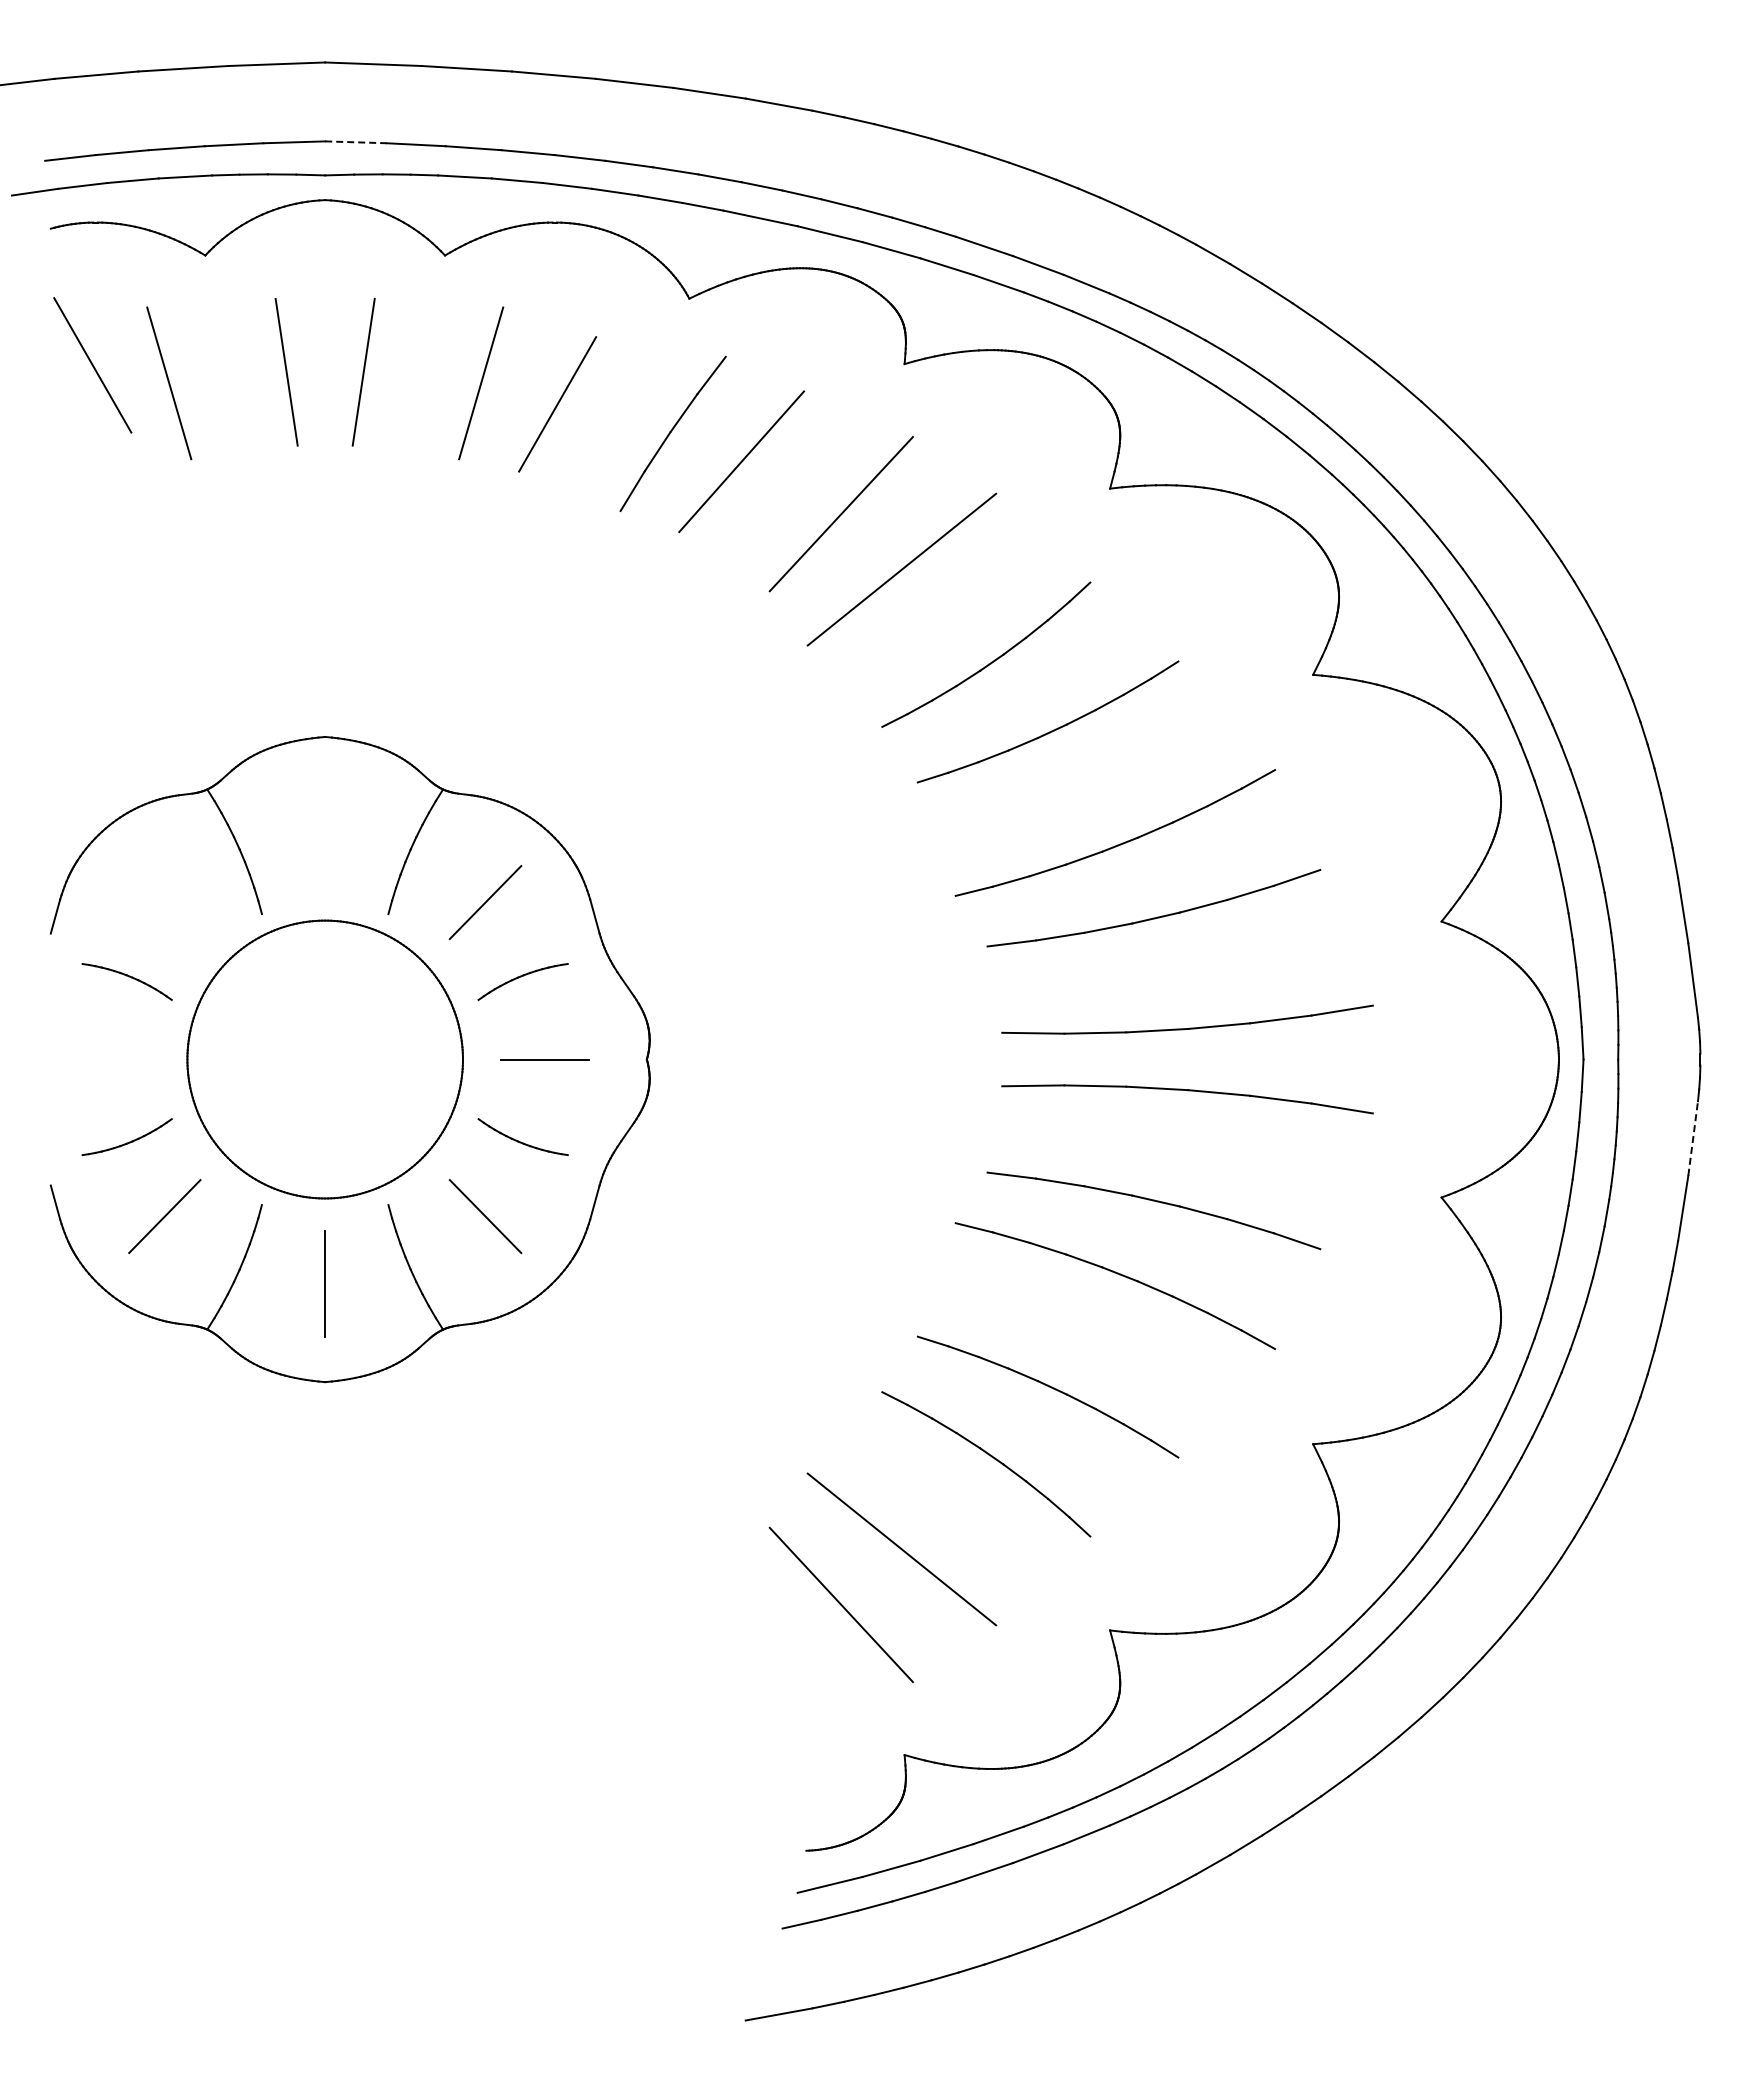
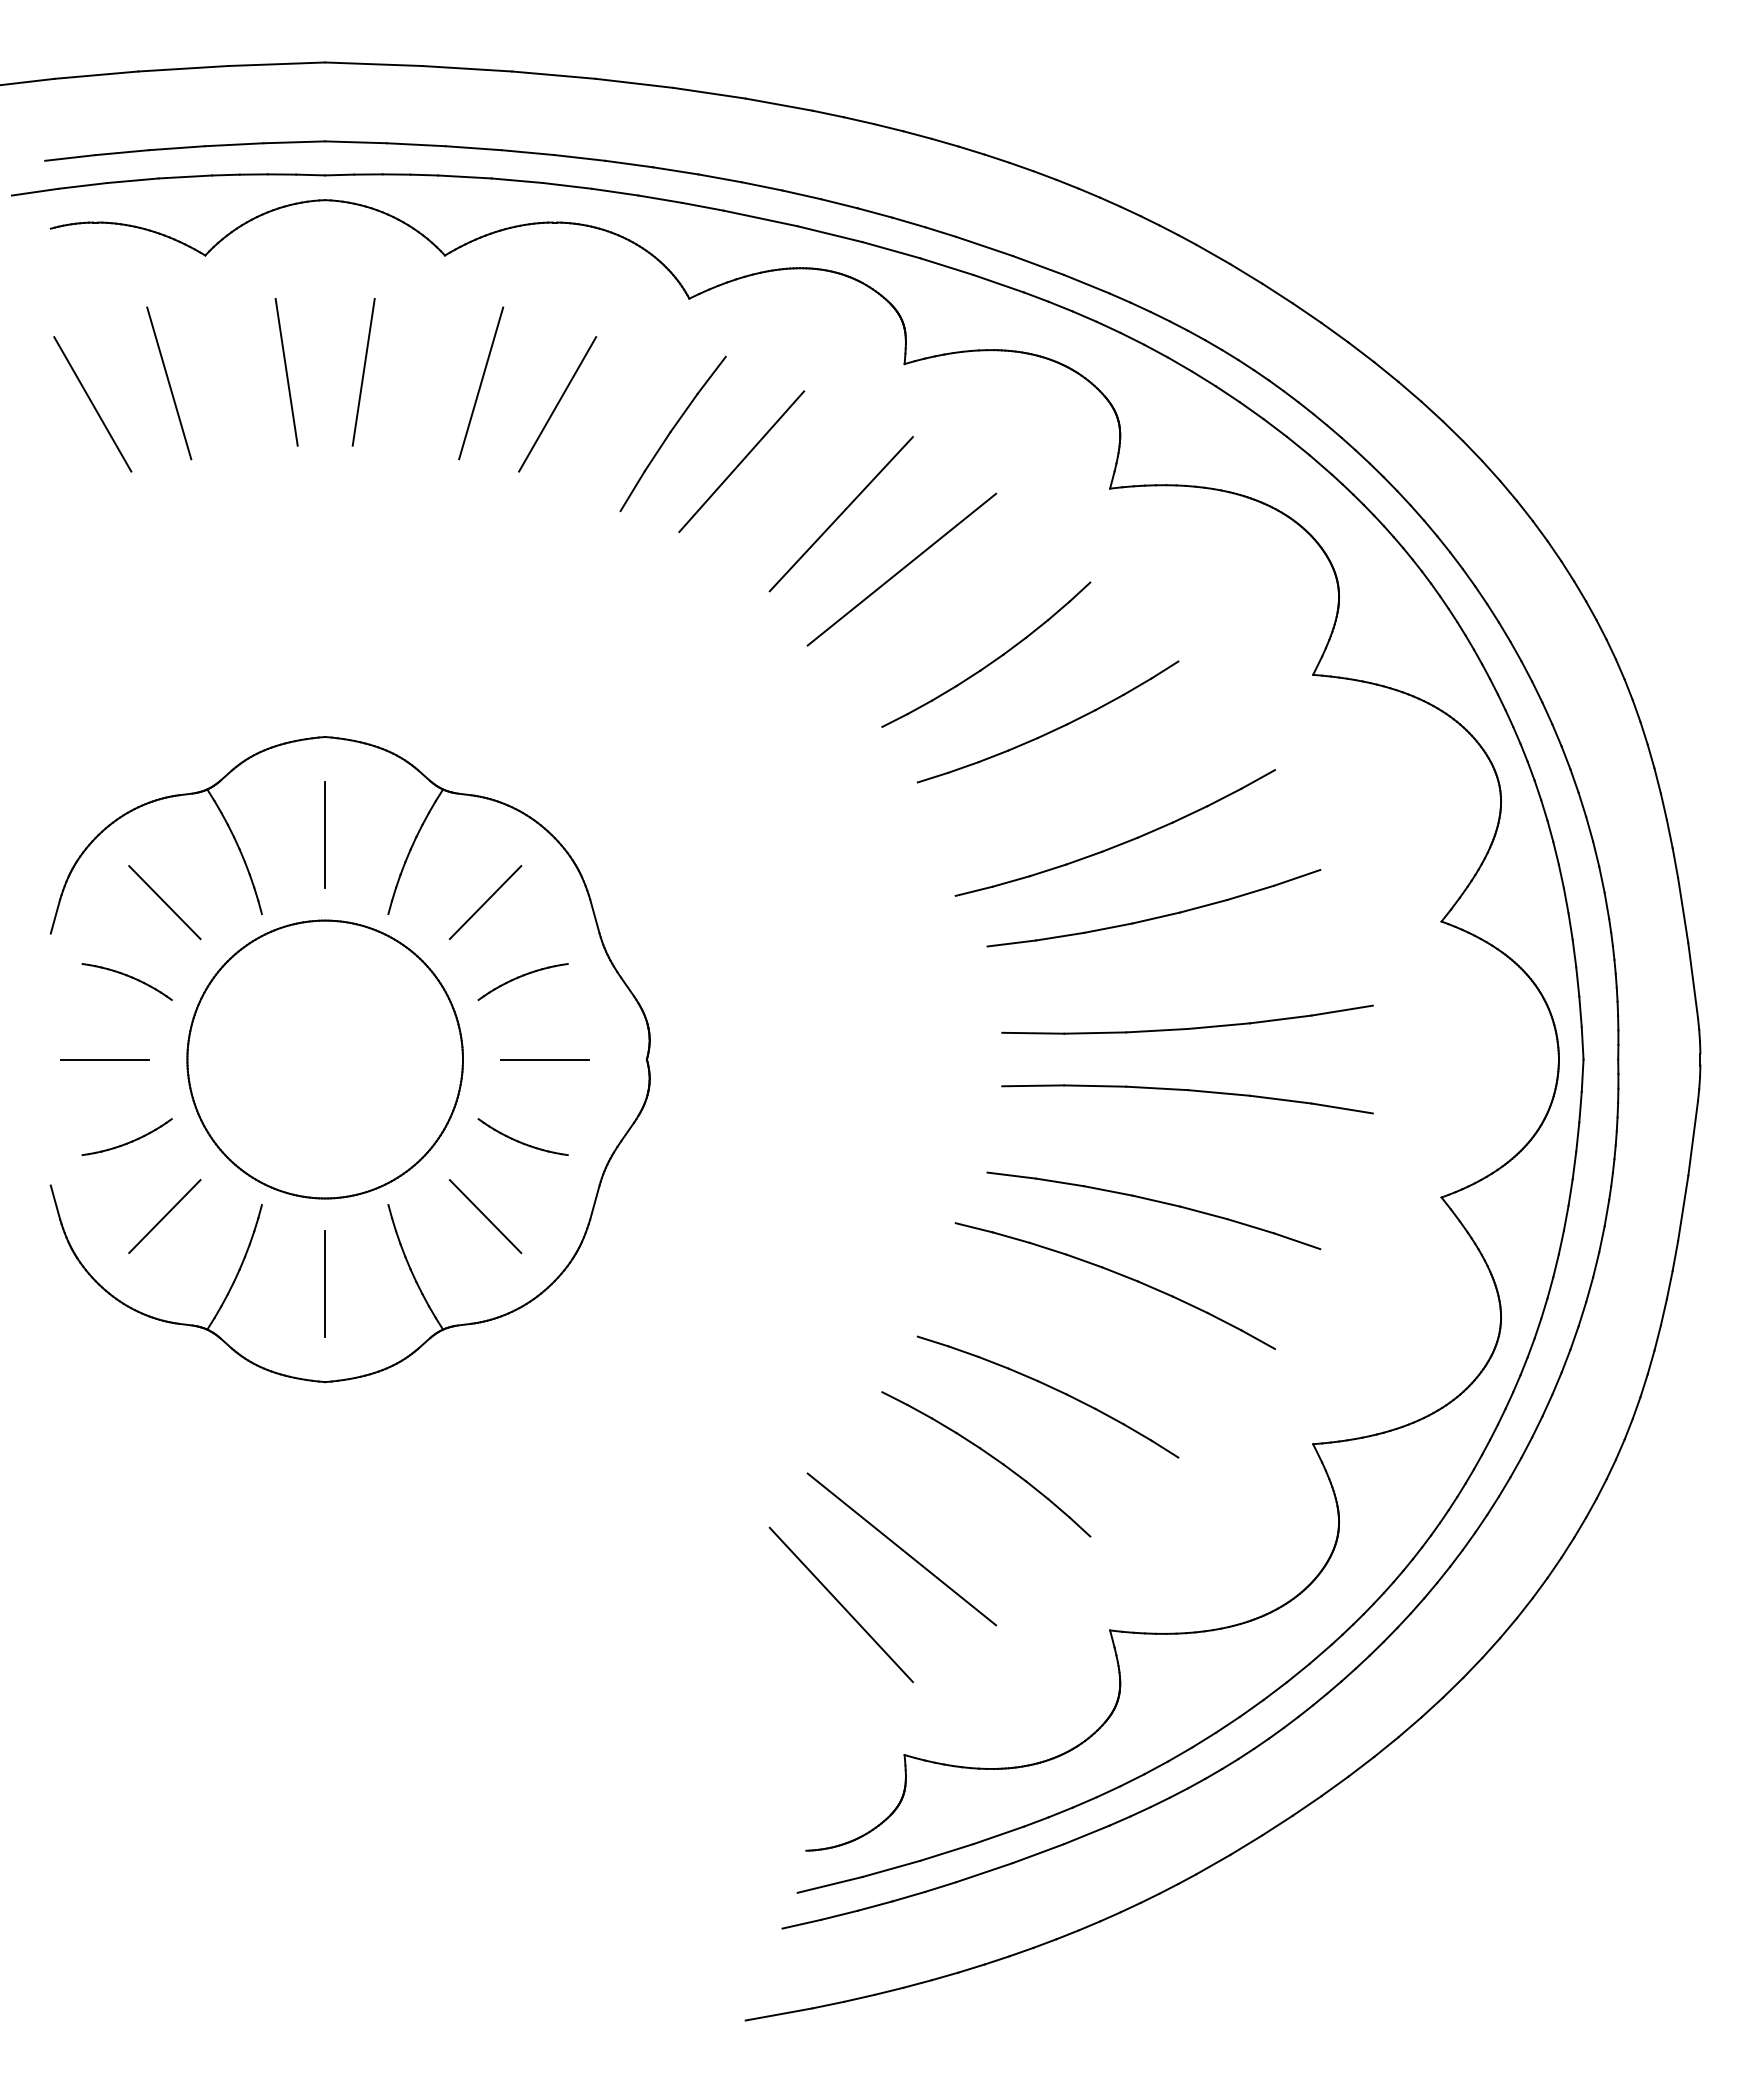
line: dashed -> solid (356, 142)
line position: (92, 365) -> (92, 404) (92, 404)
line: none -> present (324, 834)
line: none -> present (164, 902)
line: none -> present (105, 1059)
line: dashed -> solid (1693, 1138)
